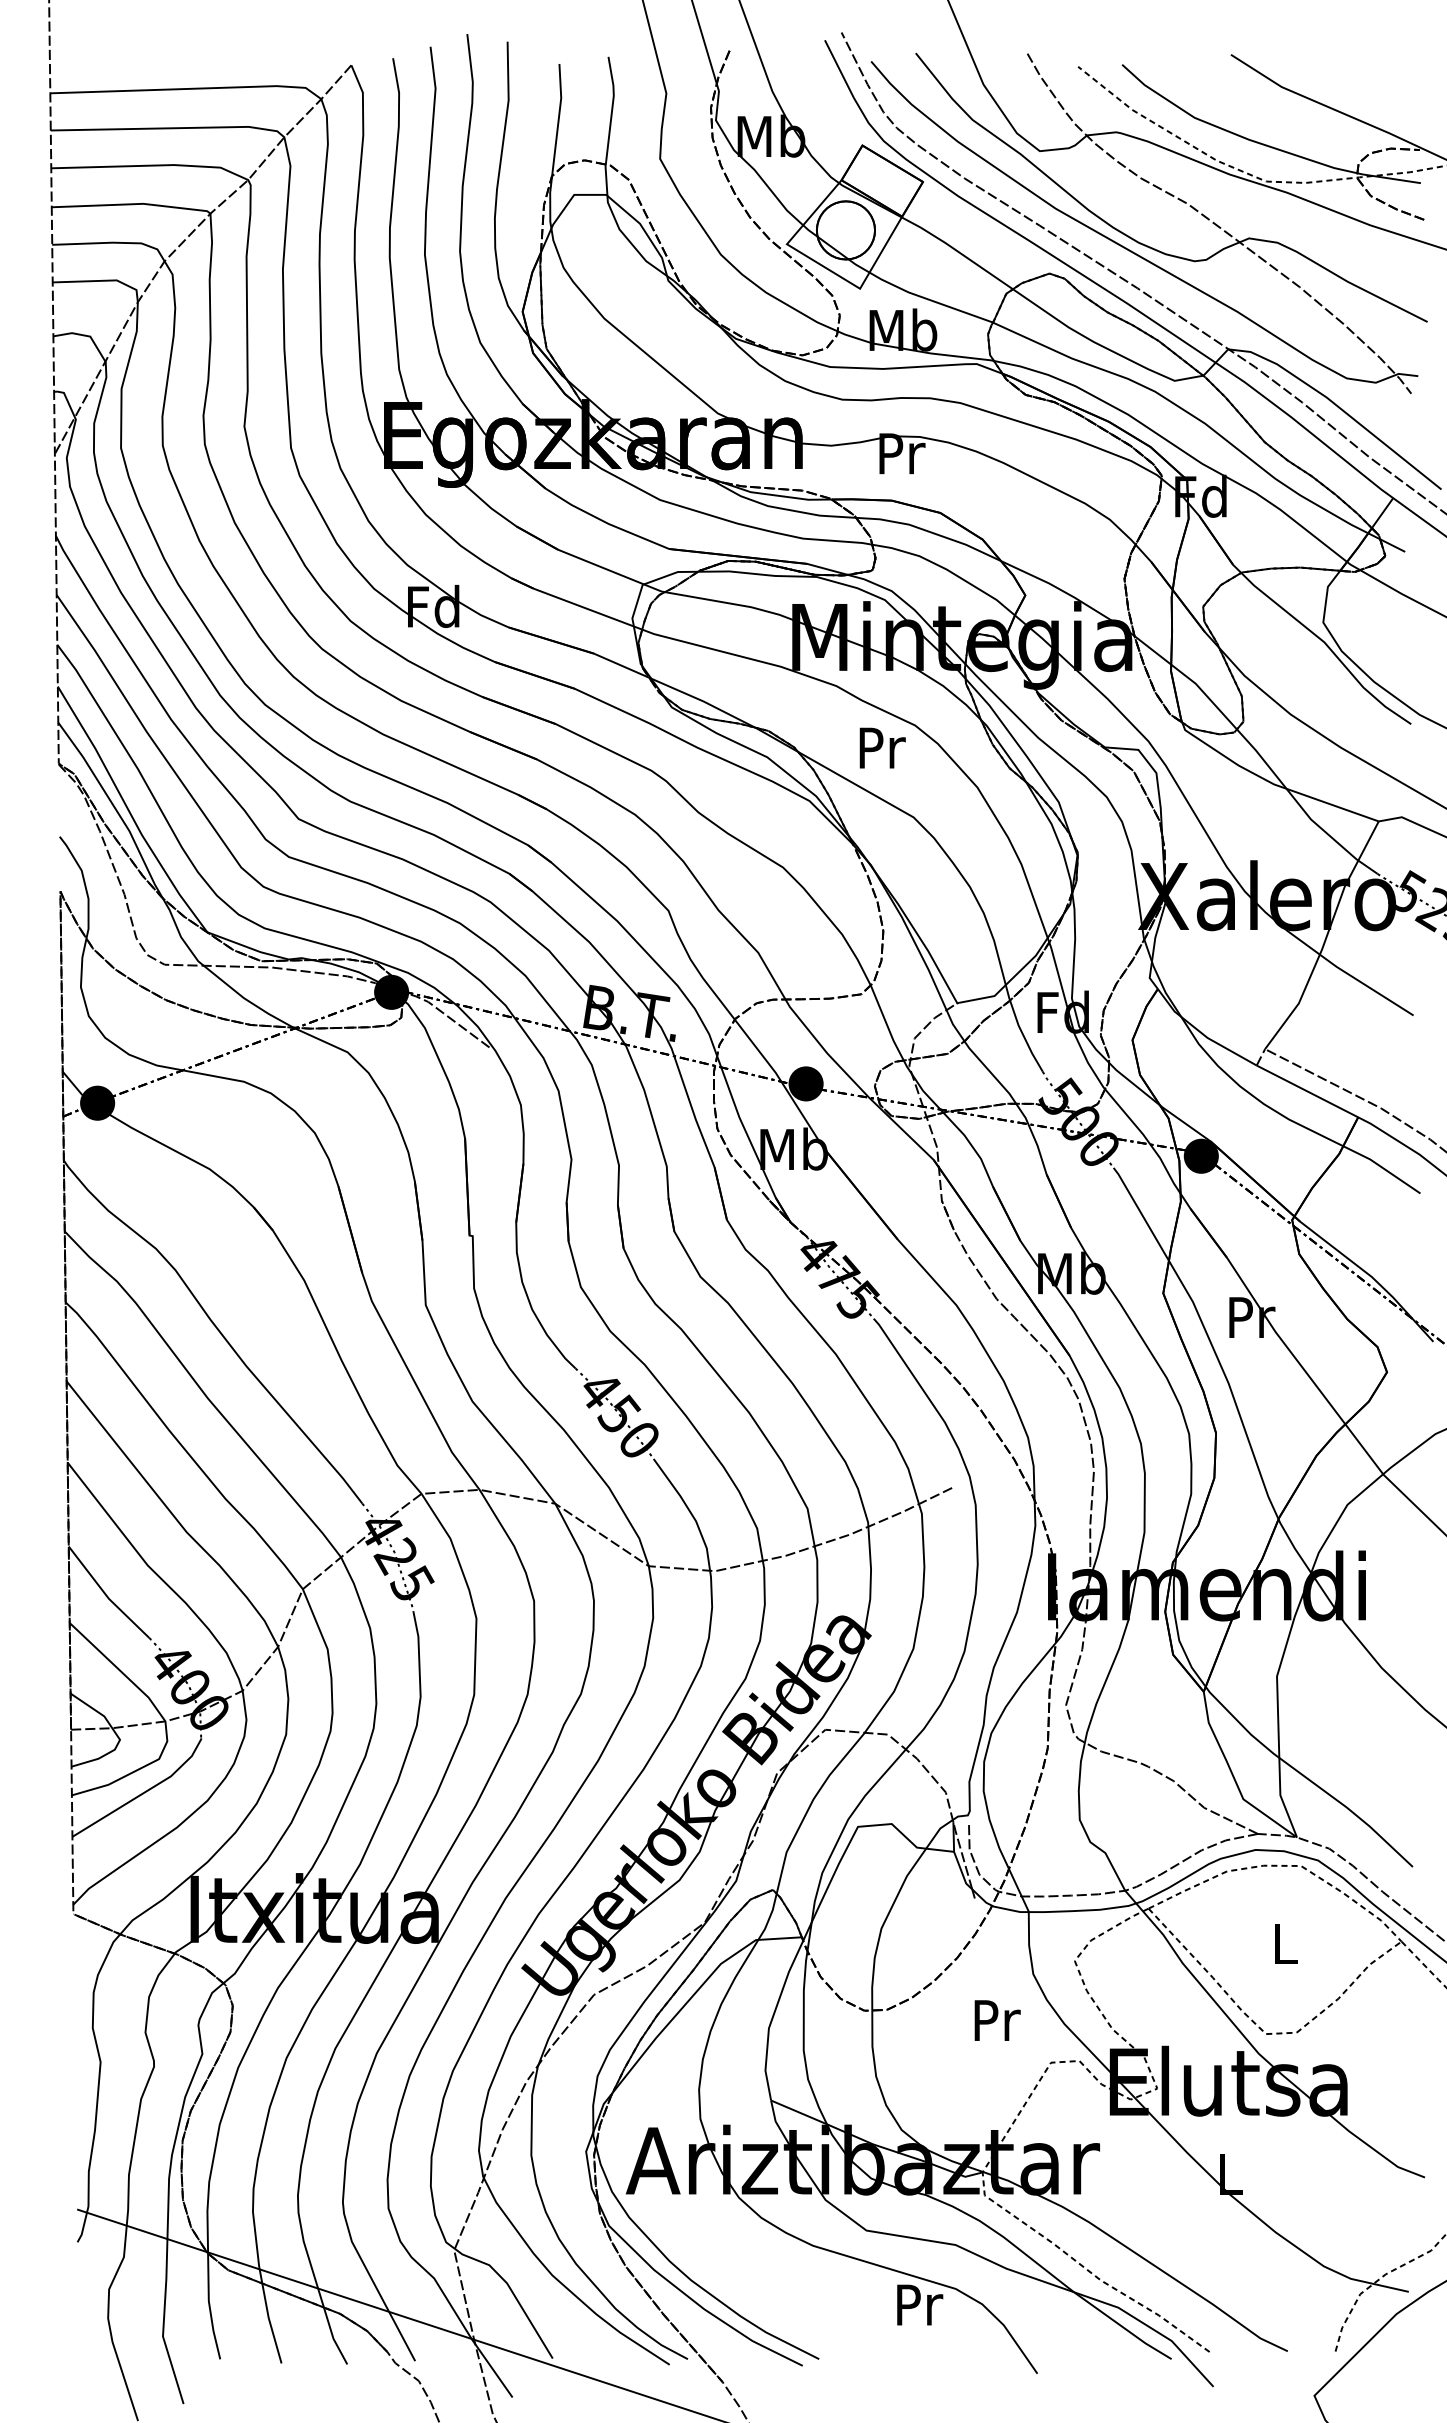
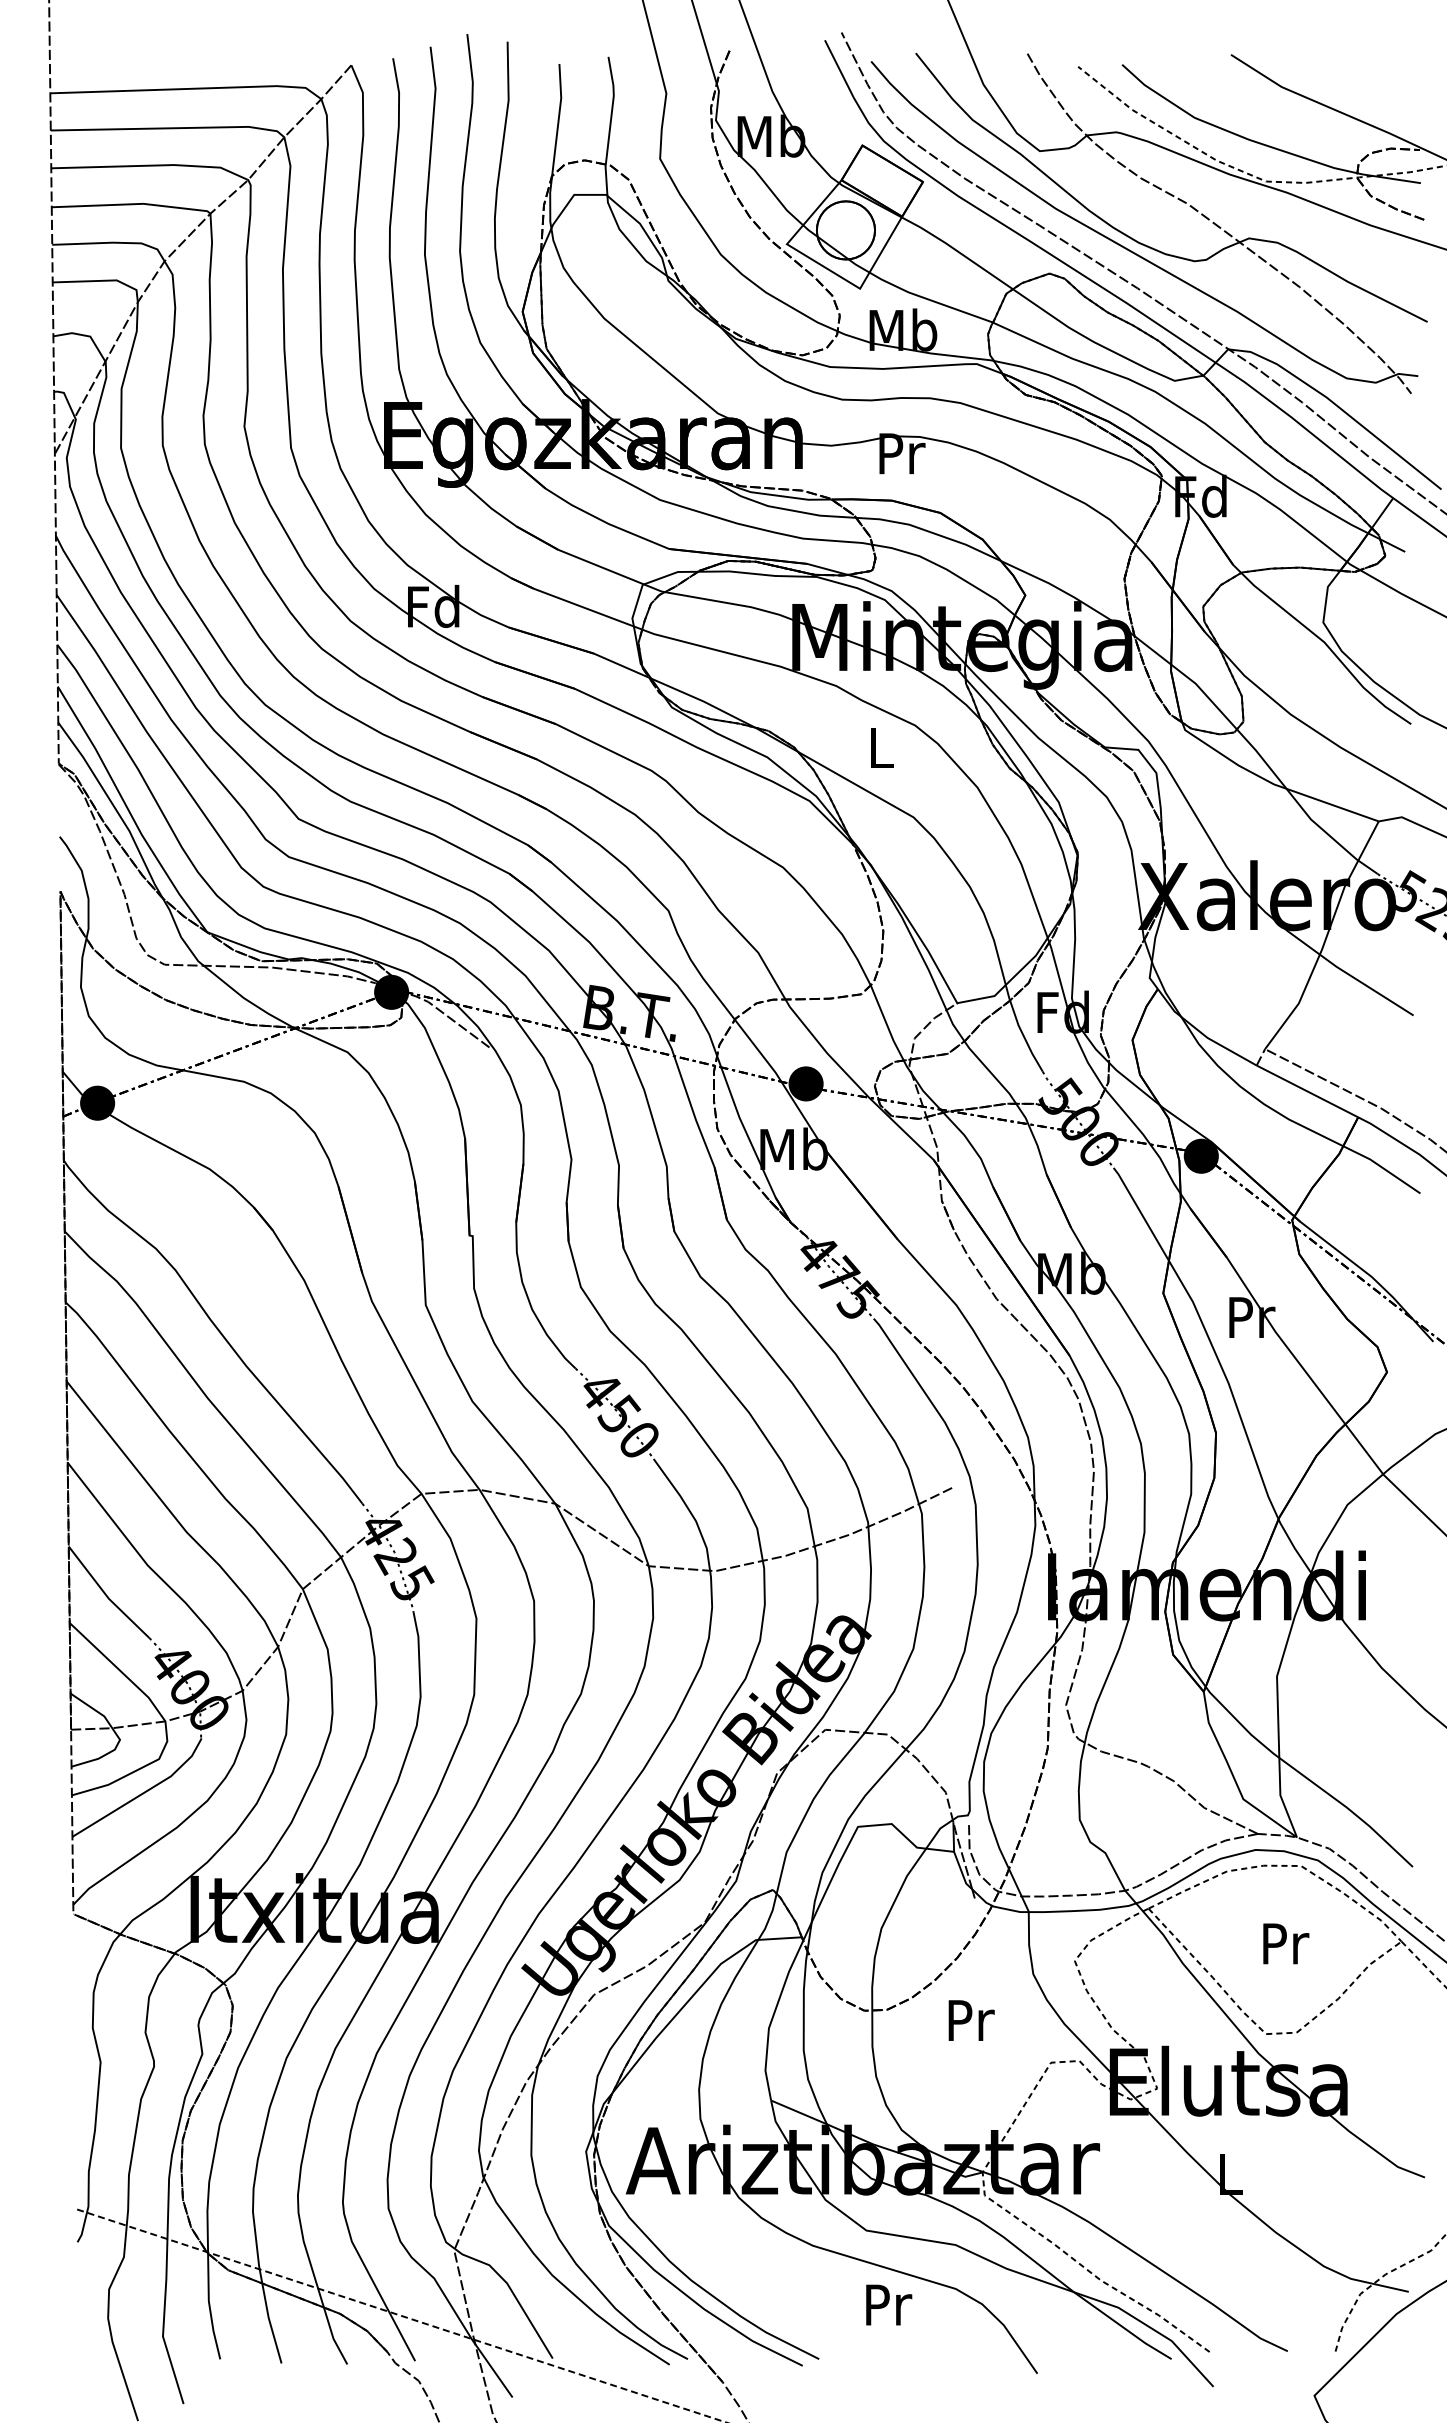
text: Pr -> L (882, 747)
text: L -> Pr (1286, 1943)
text position: (997, 2020) -> (971, 2020) (971, 2020)
text position: (920, 2304) -> (889, 2304) (889, 2304)
line: solid -> dashed (402, 2316)
